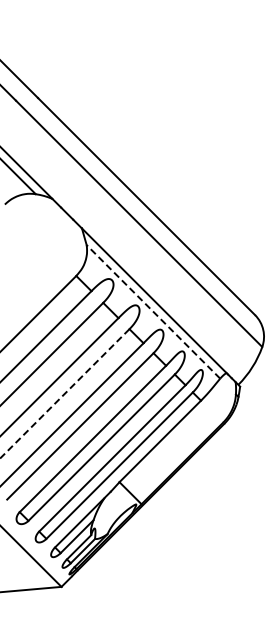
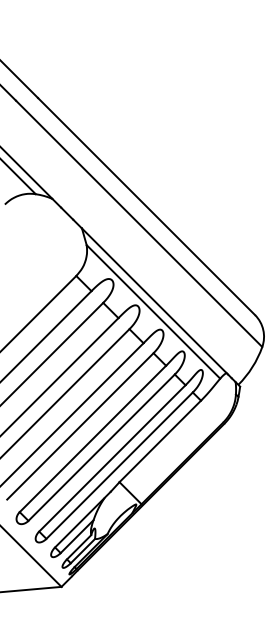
line: dashed -> solid (153, 311)
line: dashed -> solid (64, 394)
